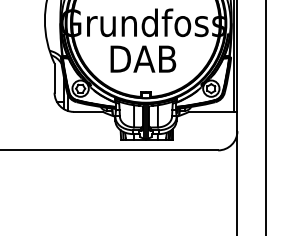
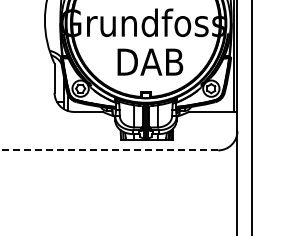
text position: (143, 58) -> (150, 61) (150, 61)
line position: (266, 117) -> (252, 117) (252, 117)
line: solid -> dashed (109, 150)
